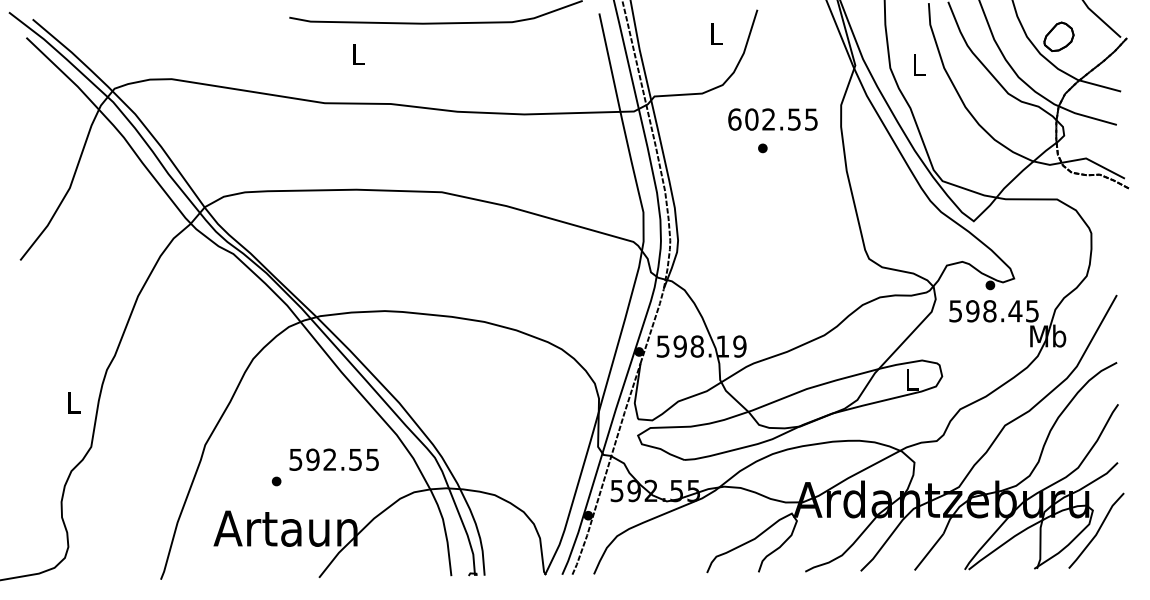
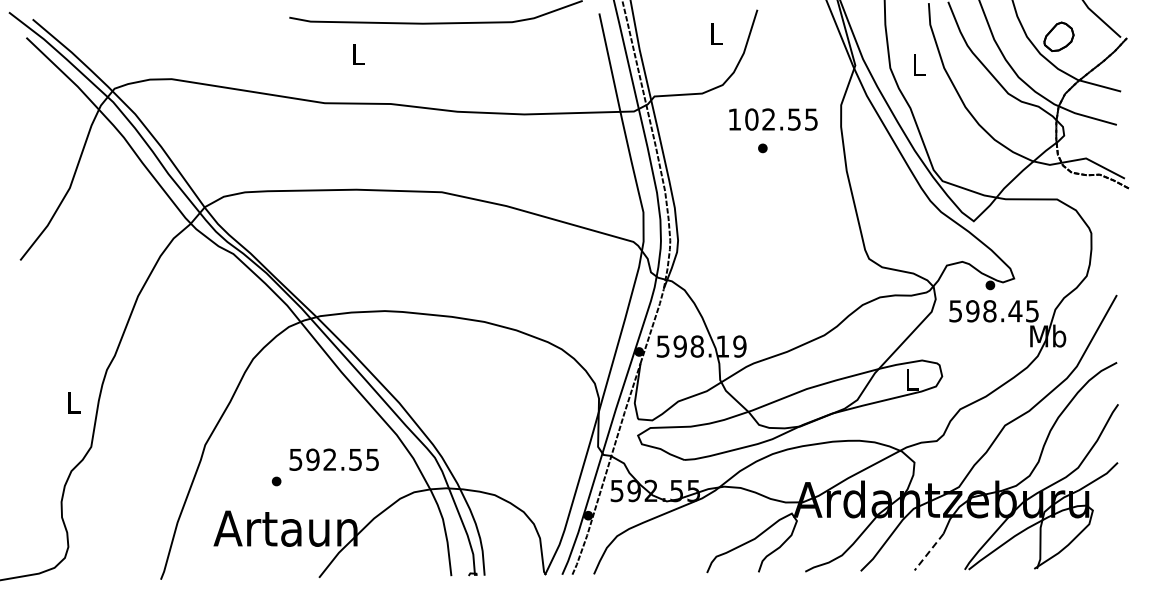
text: 602.55 -> 102.55 (734, 119)
line: present -> none (1097, 530)
line: solid -> dashed (928, 552)
